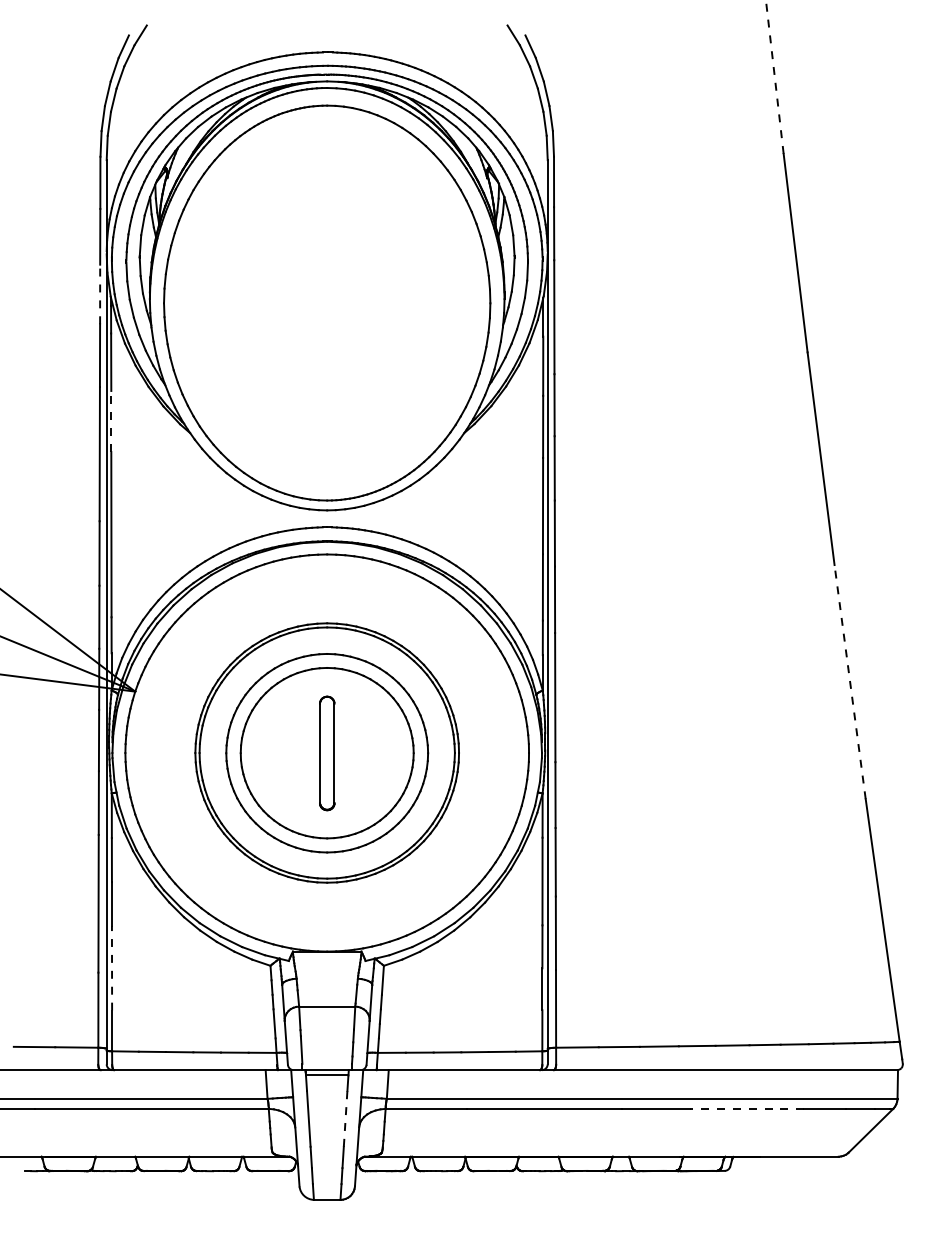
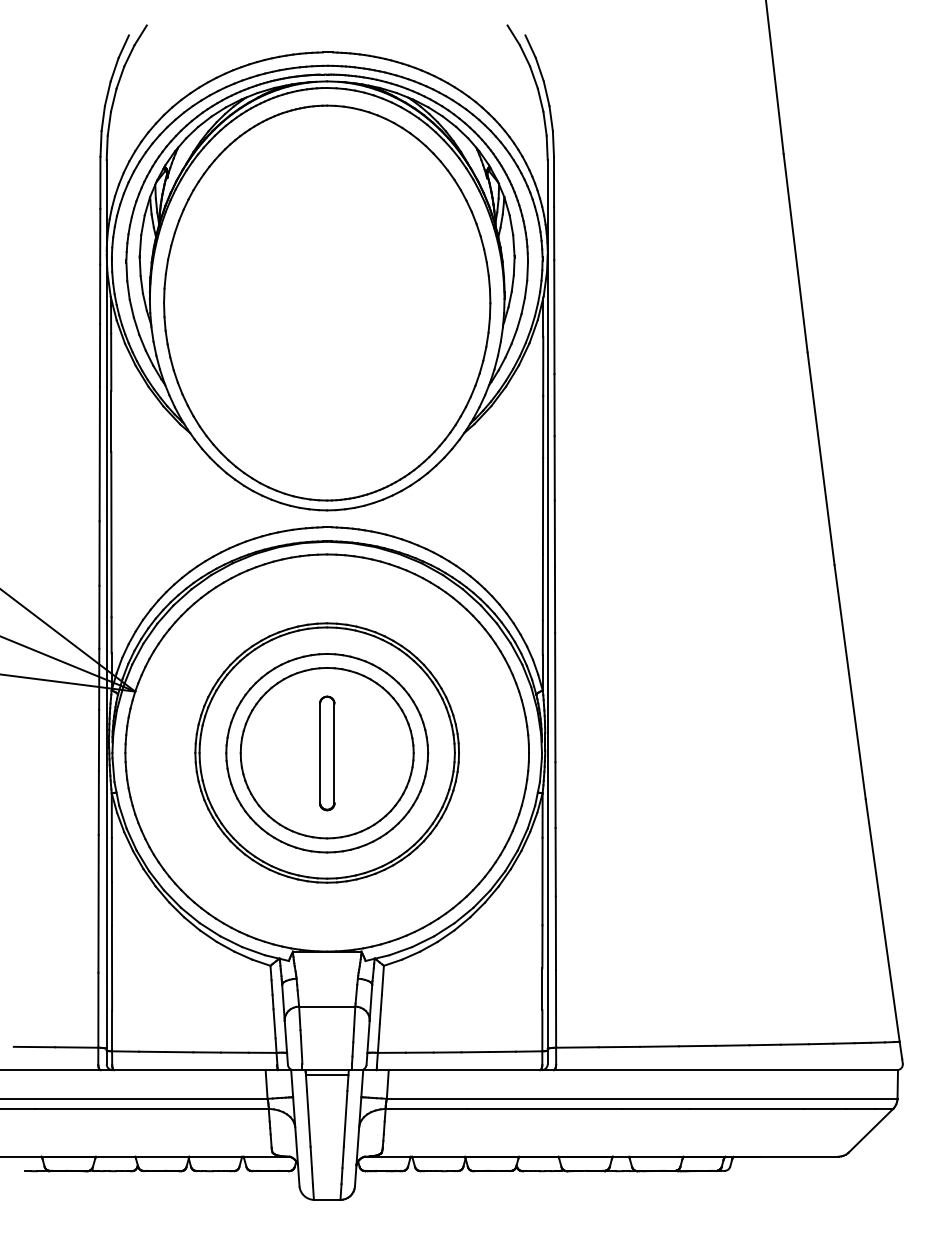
line: dashed -> solid (774, 76)
line: dashed -> solid (100, 294)
line: dashed -> solid (111, 421)
line: dashed -> solid (850, 681)
line: dashed -> solid (112, 967)
line: dashed -> solid (747, 1108)
line: dashed -> solid (345, 1118)
